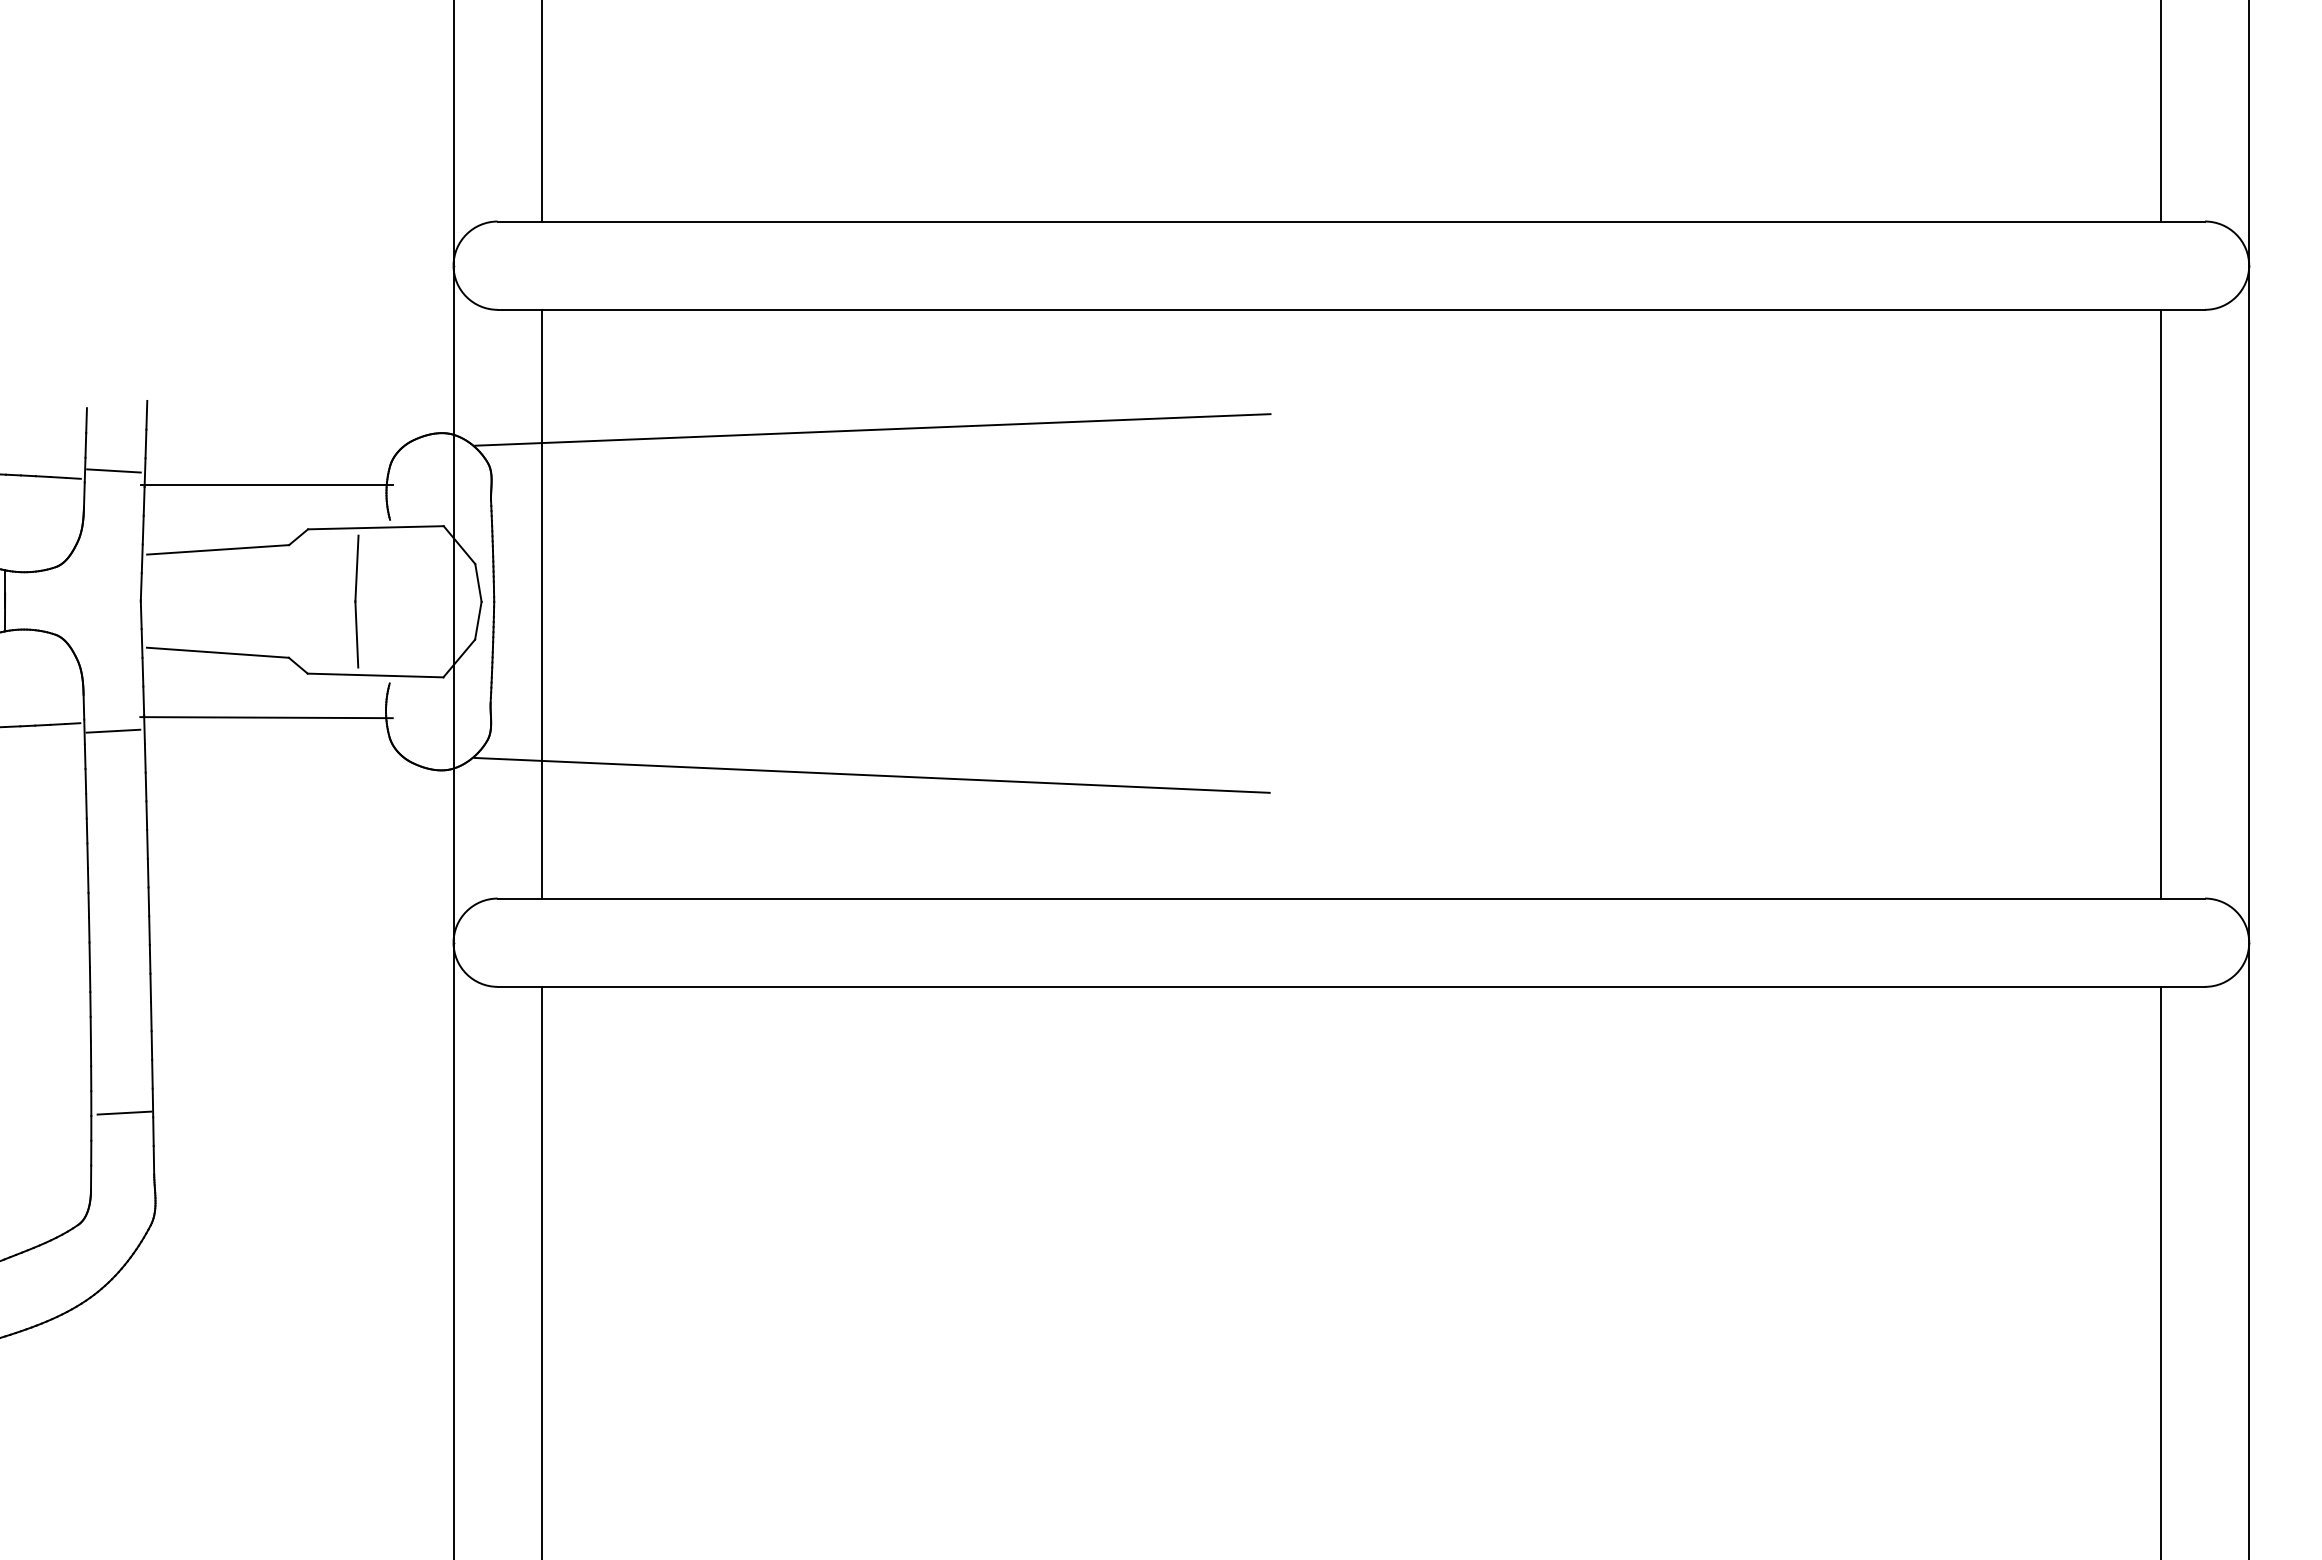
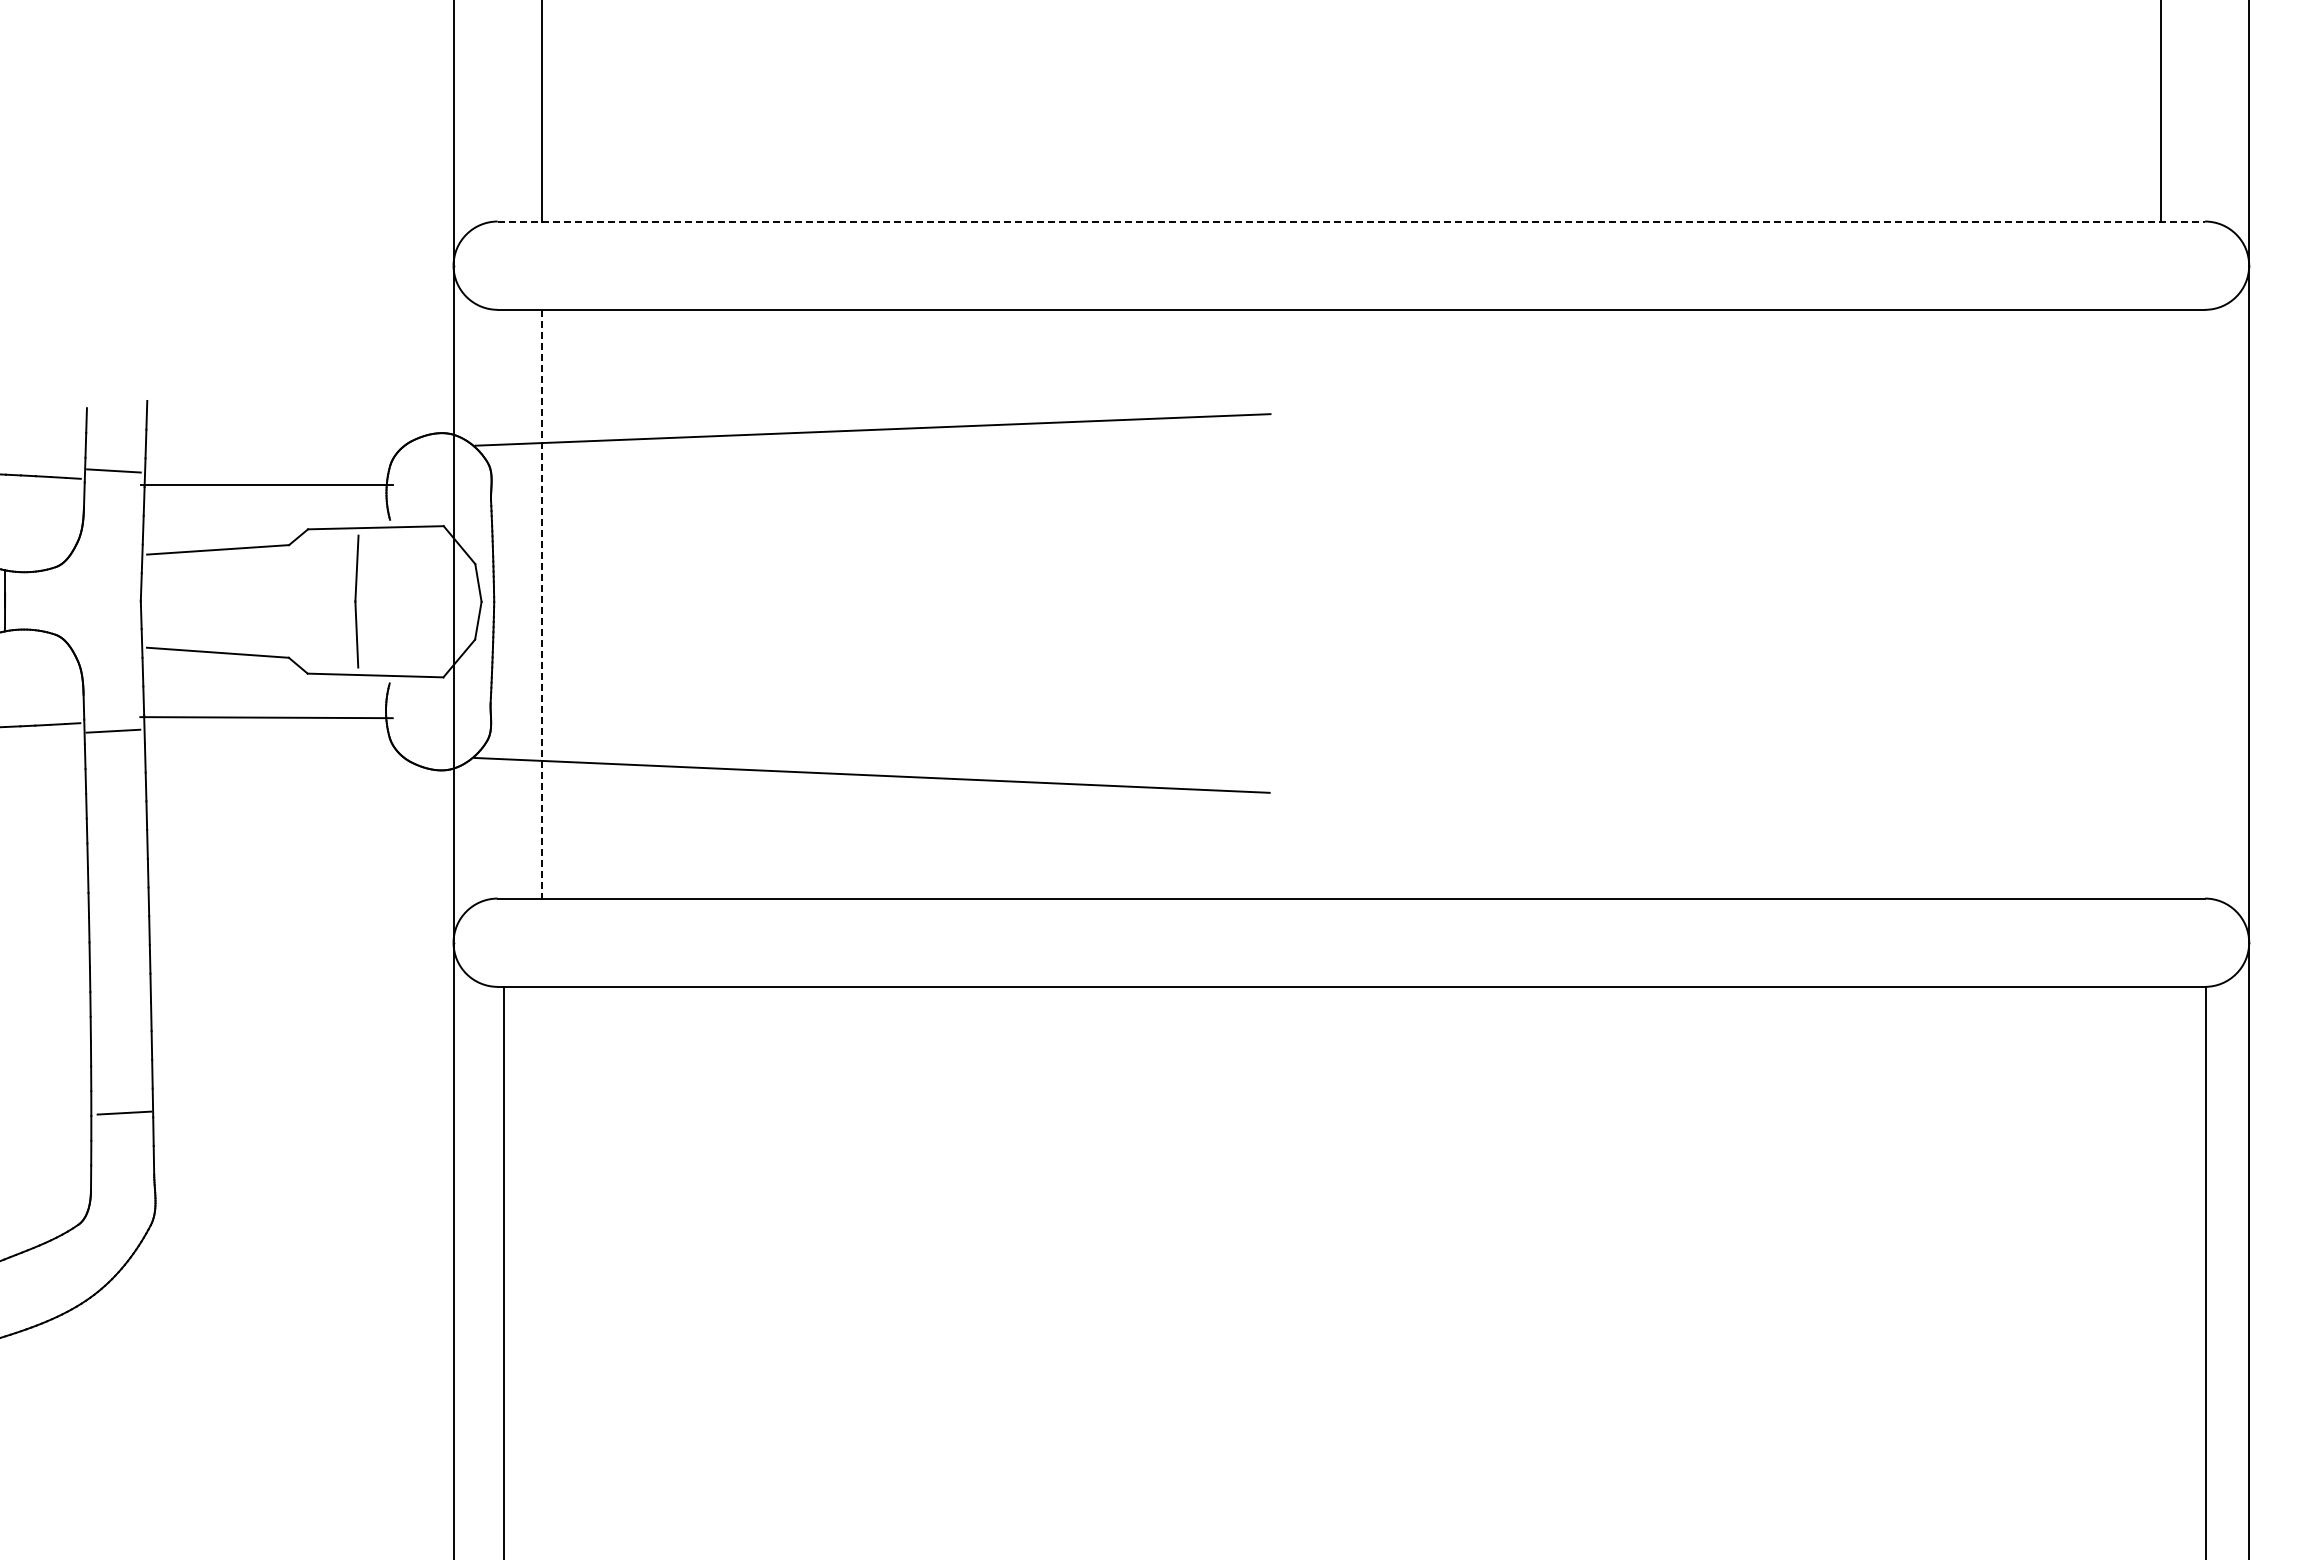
line: solid -> dashed (1351, 221)
line: present -> none (2160, 603)
line: solid -> dashed (541, 604)
line position: (541, 1271) -> (503, 1271) (503, 1271)
line position: (2160, 1271) -> (2205, 1271) (2205, 1271)
